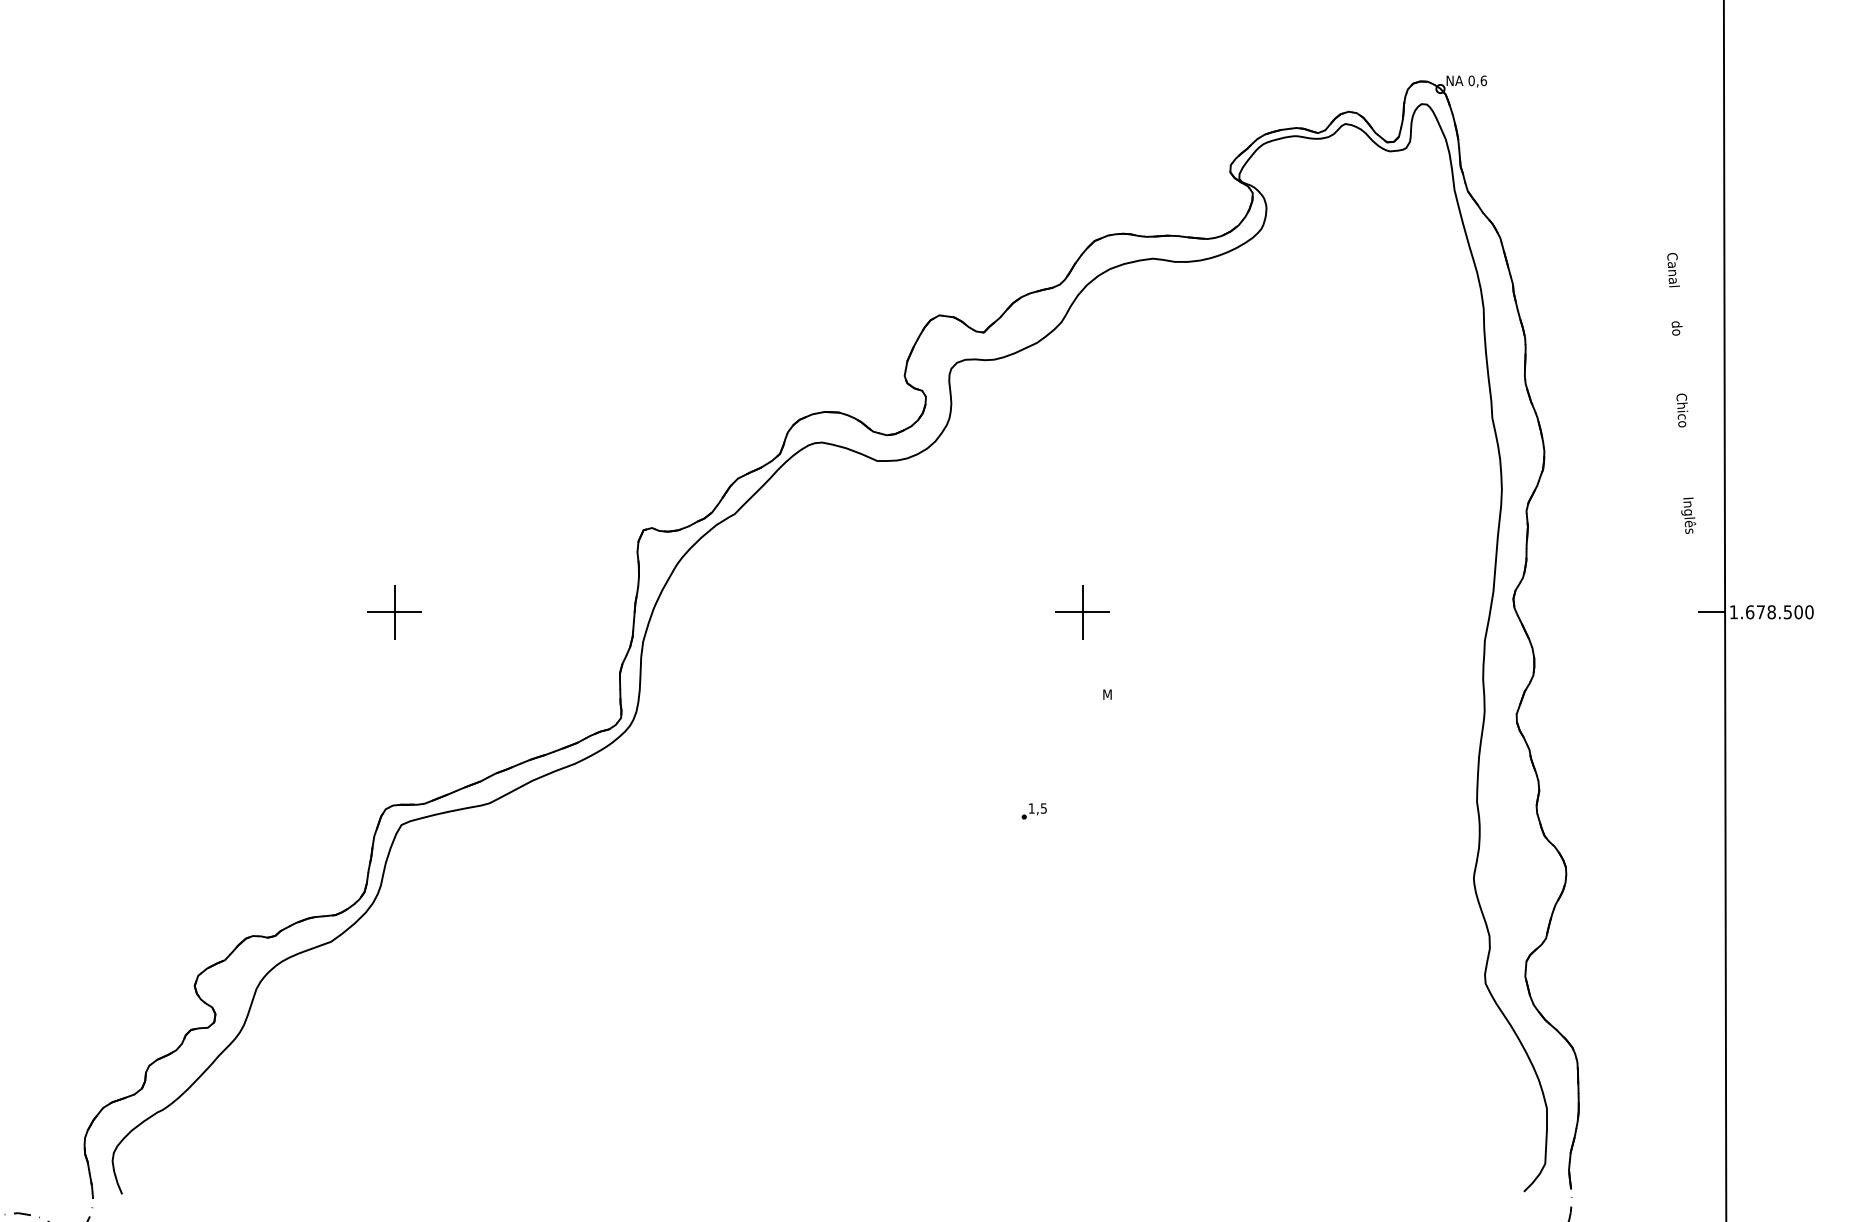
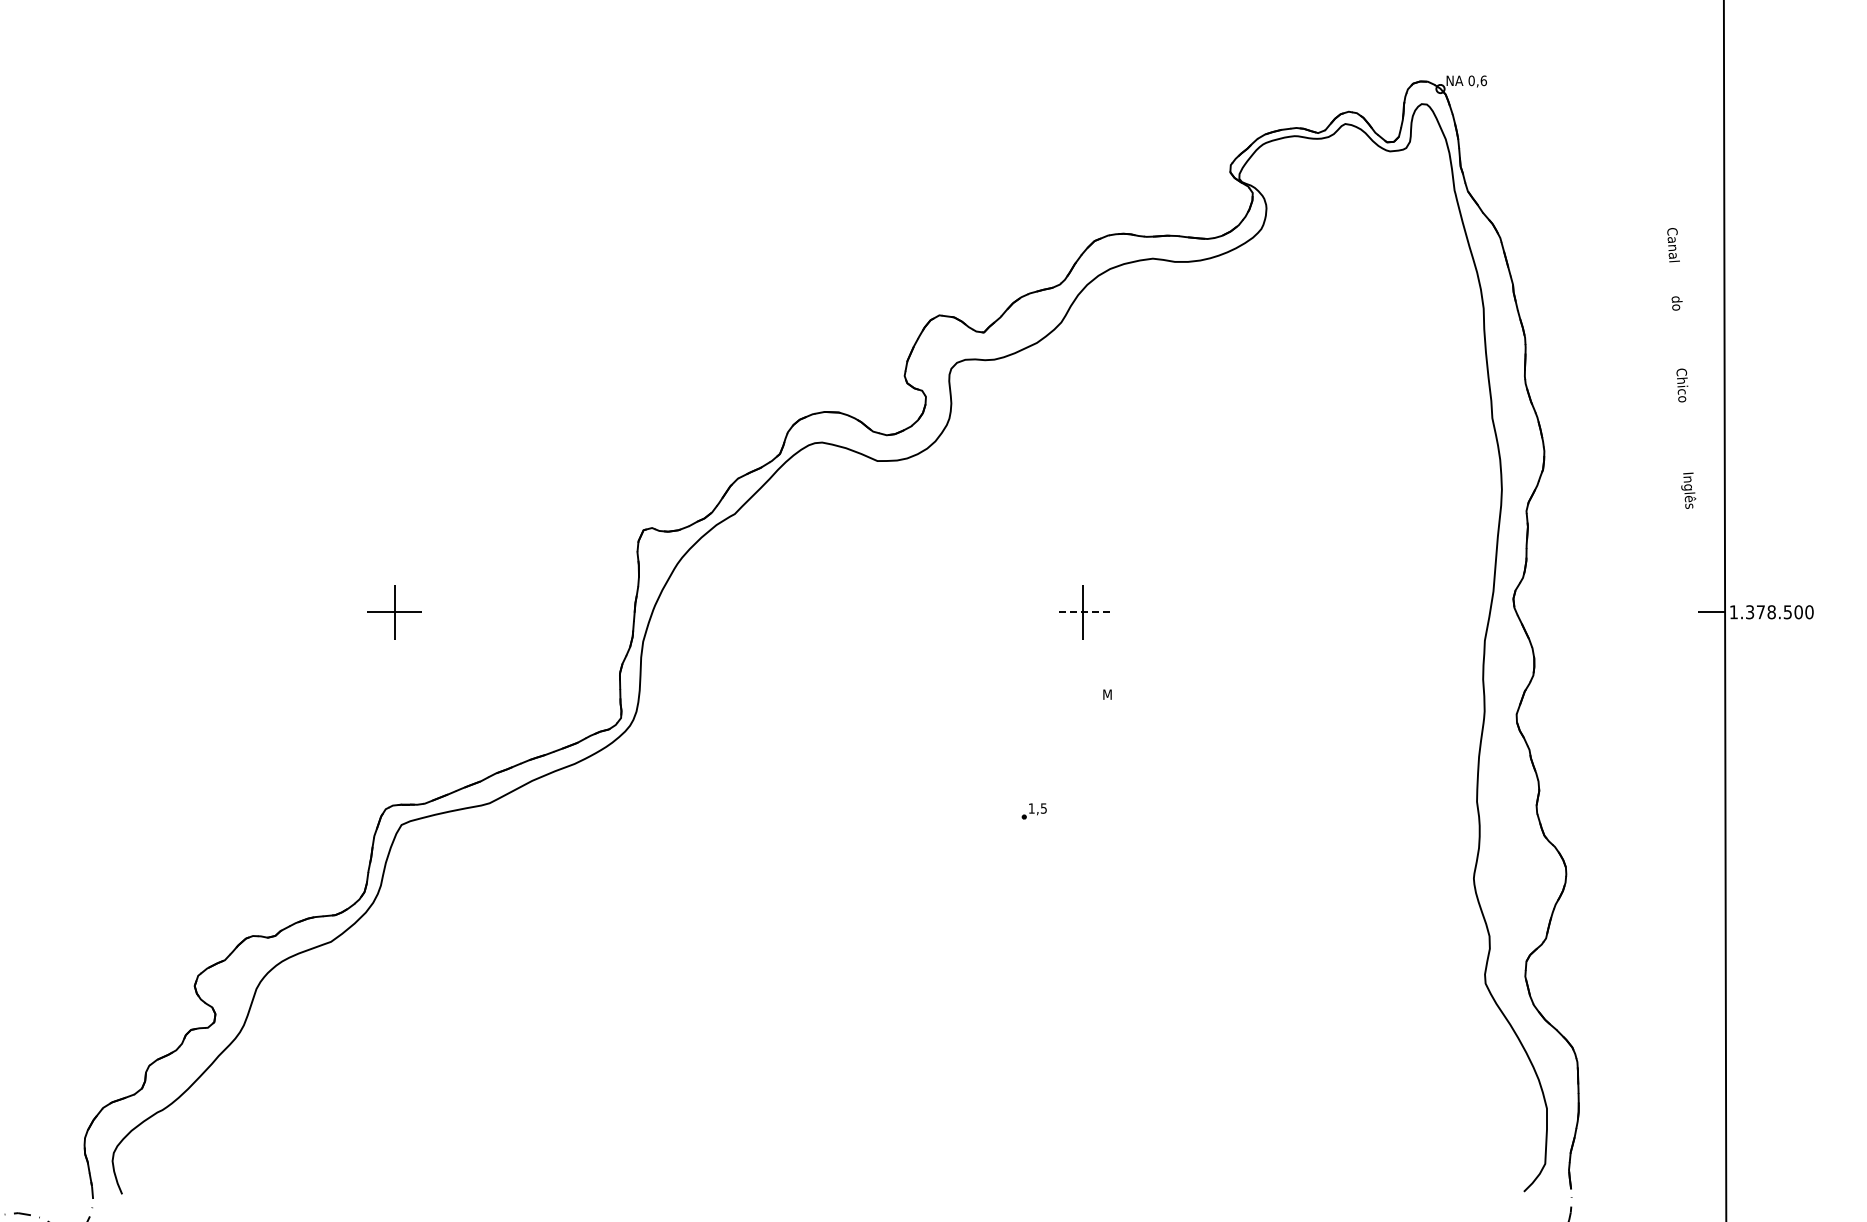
text position: (1681, 393) -> (1681, 368) (1681, 368)
line: solid -> dashed (1082, 612)
text: 1.678.500 -> 1.378.500 (1750, 612)
